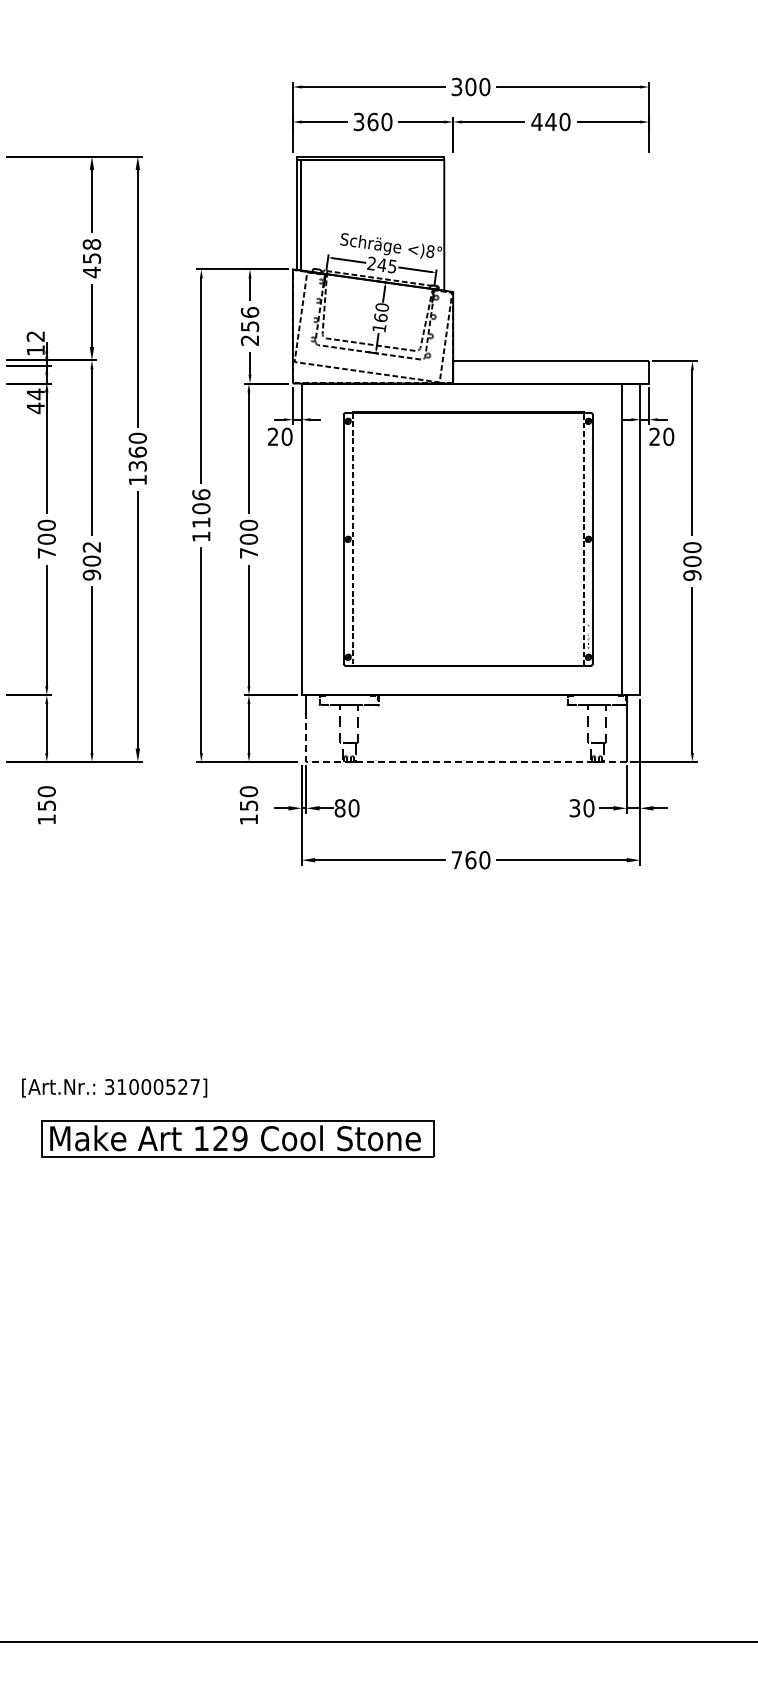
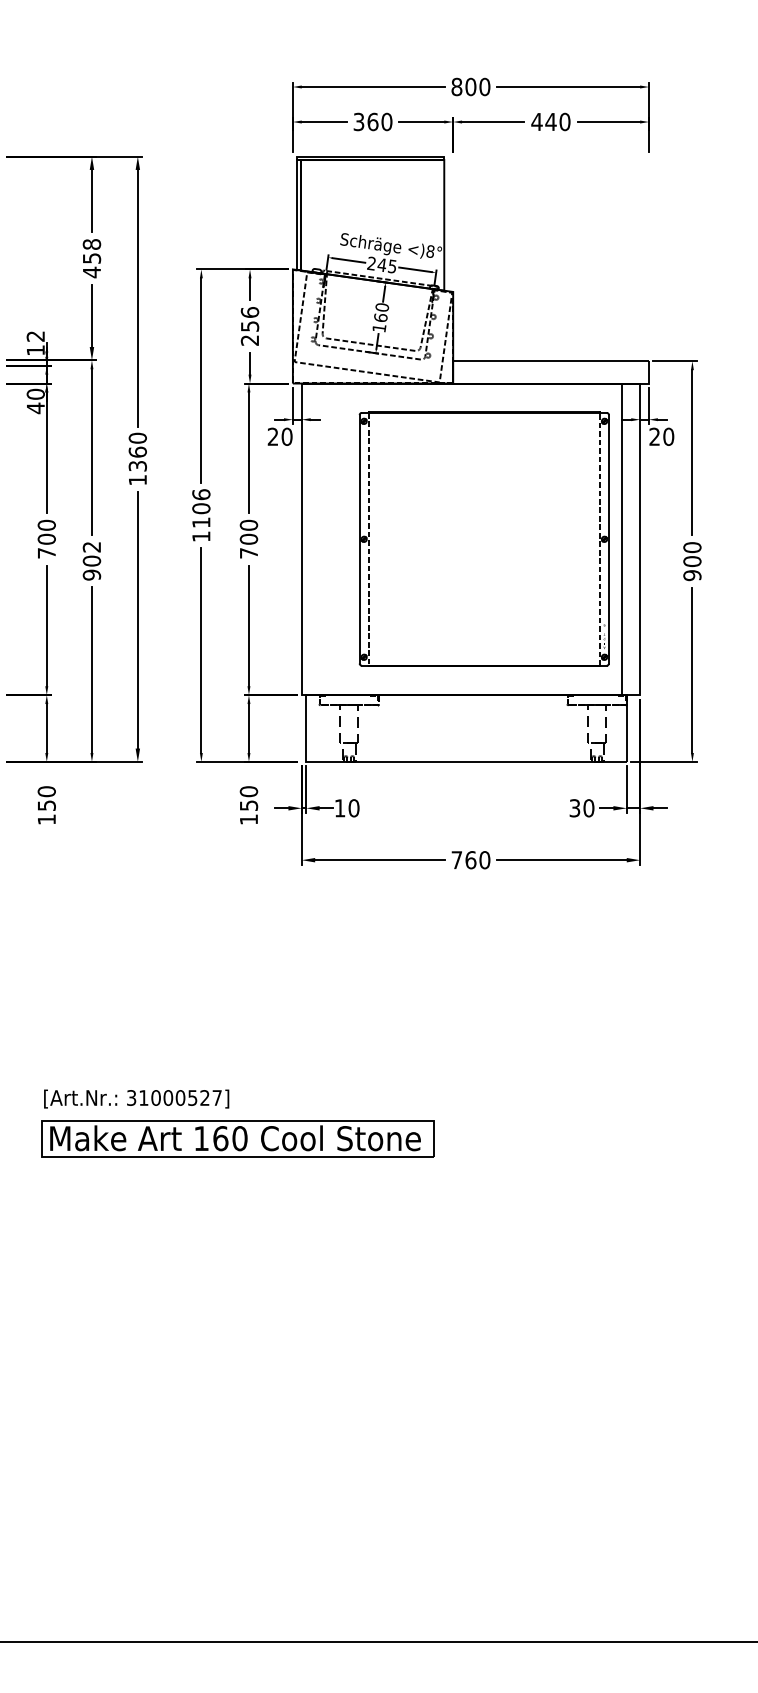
text: 300 -> 800 (456, 86)
text: 44 -> 40 (35, 394)
part position: (467, 538) -> (483, 538) (483, 538)
line: dashed -> solid (443, 761)
text: 80 -> 10 (339, 808)
text position: (114, 1087) -> (136, 1098) (136, 1098)
text: 129 -> 160 (230, 1138)
